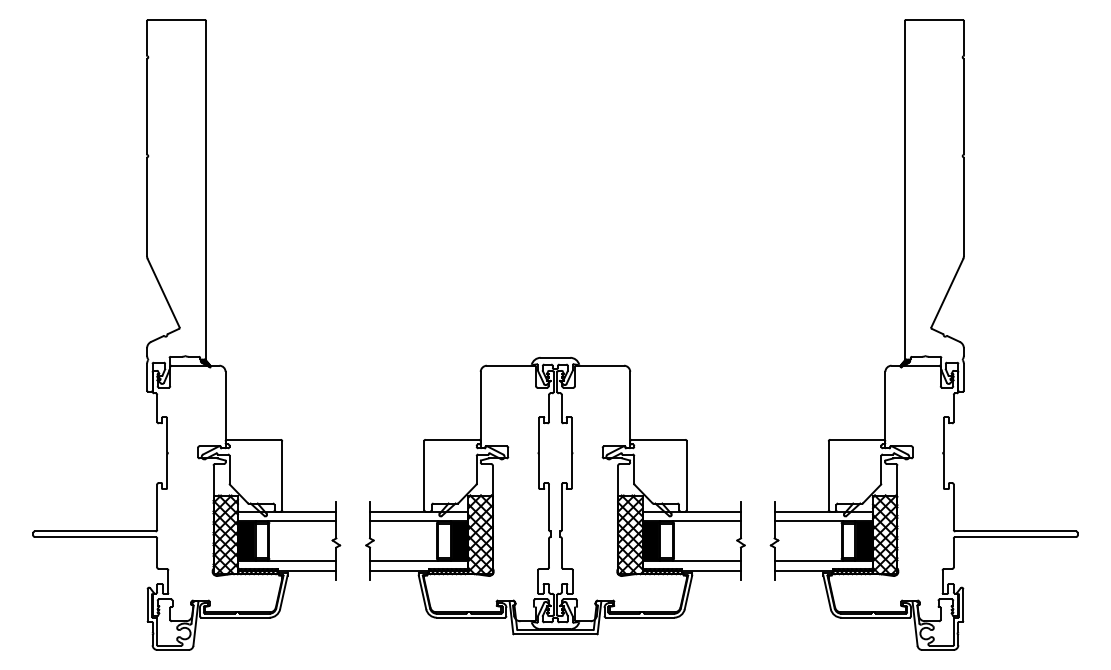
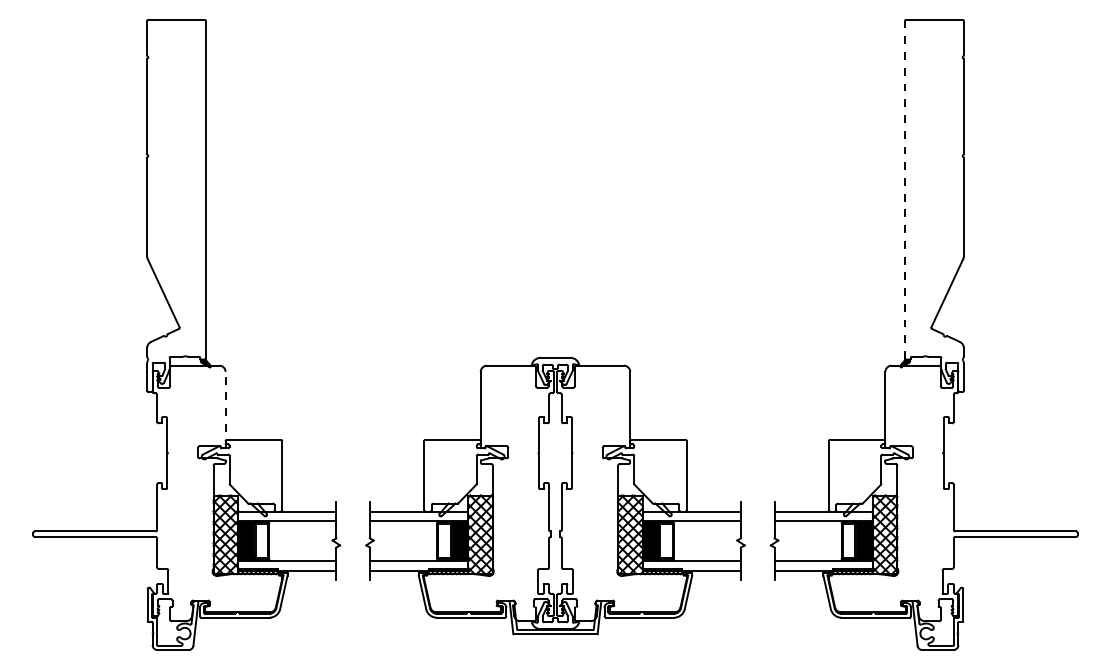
line: solid -> dashed (904, 190)
line: solid -> dashed (225, 409)
